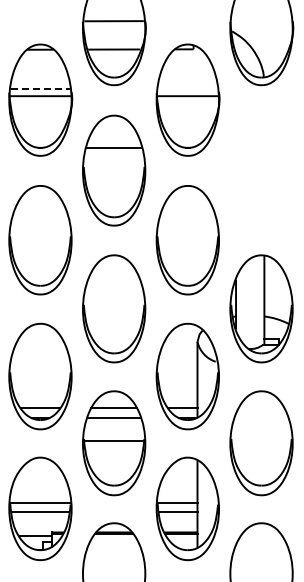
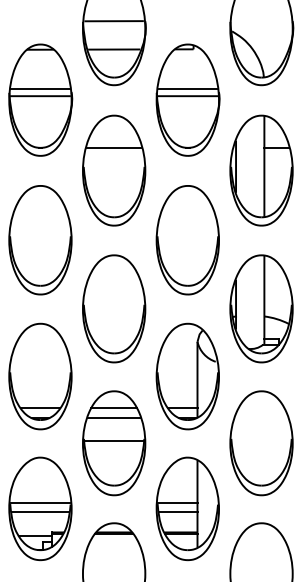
line: dashed -> solid (40, 88)
line: none -> present (187, 88)
part: none -> present (261, 170)
